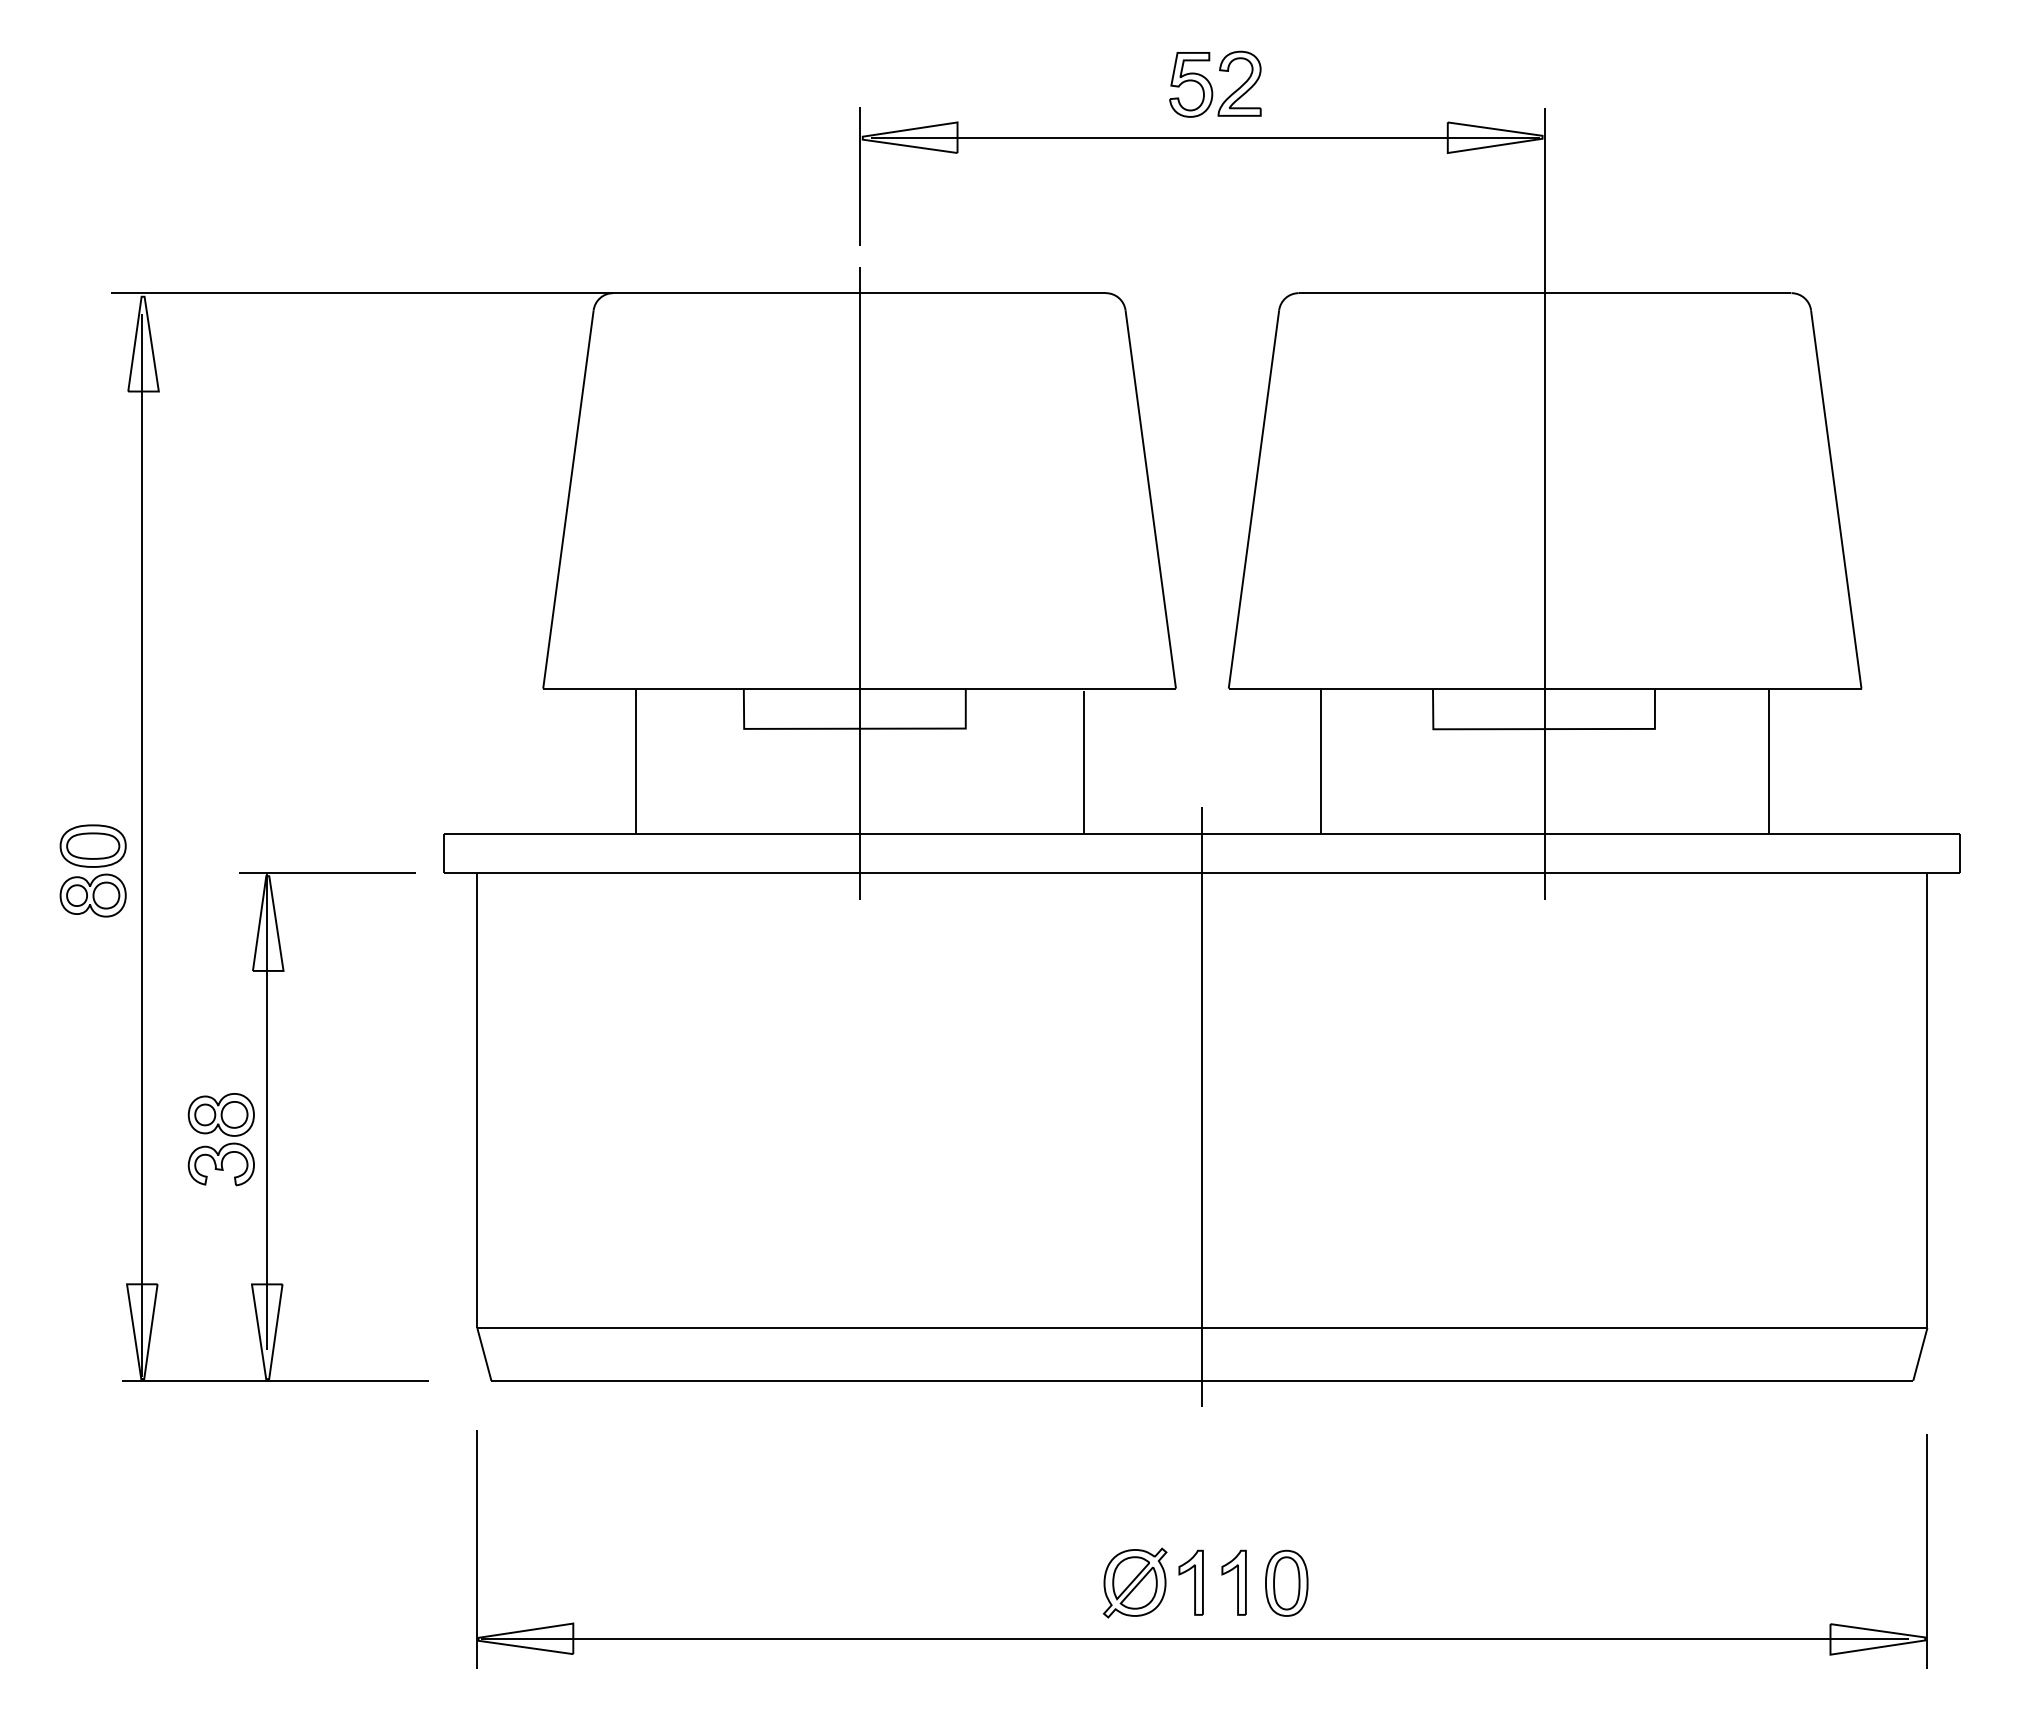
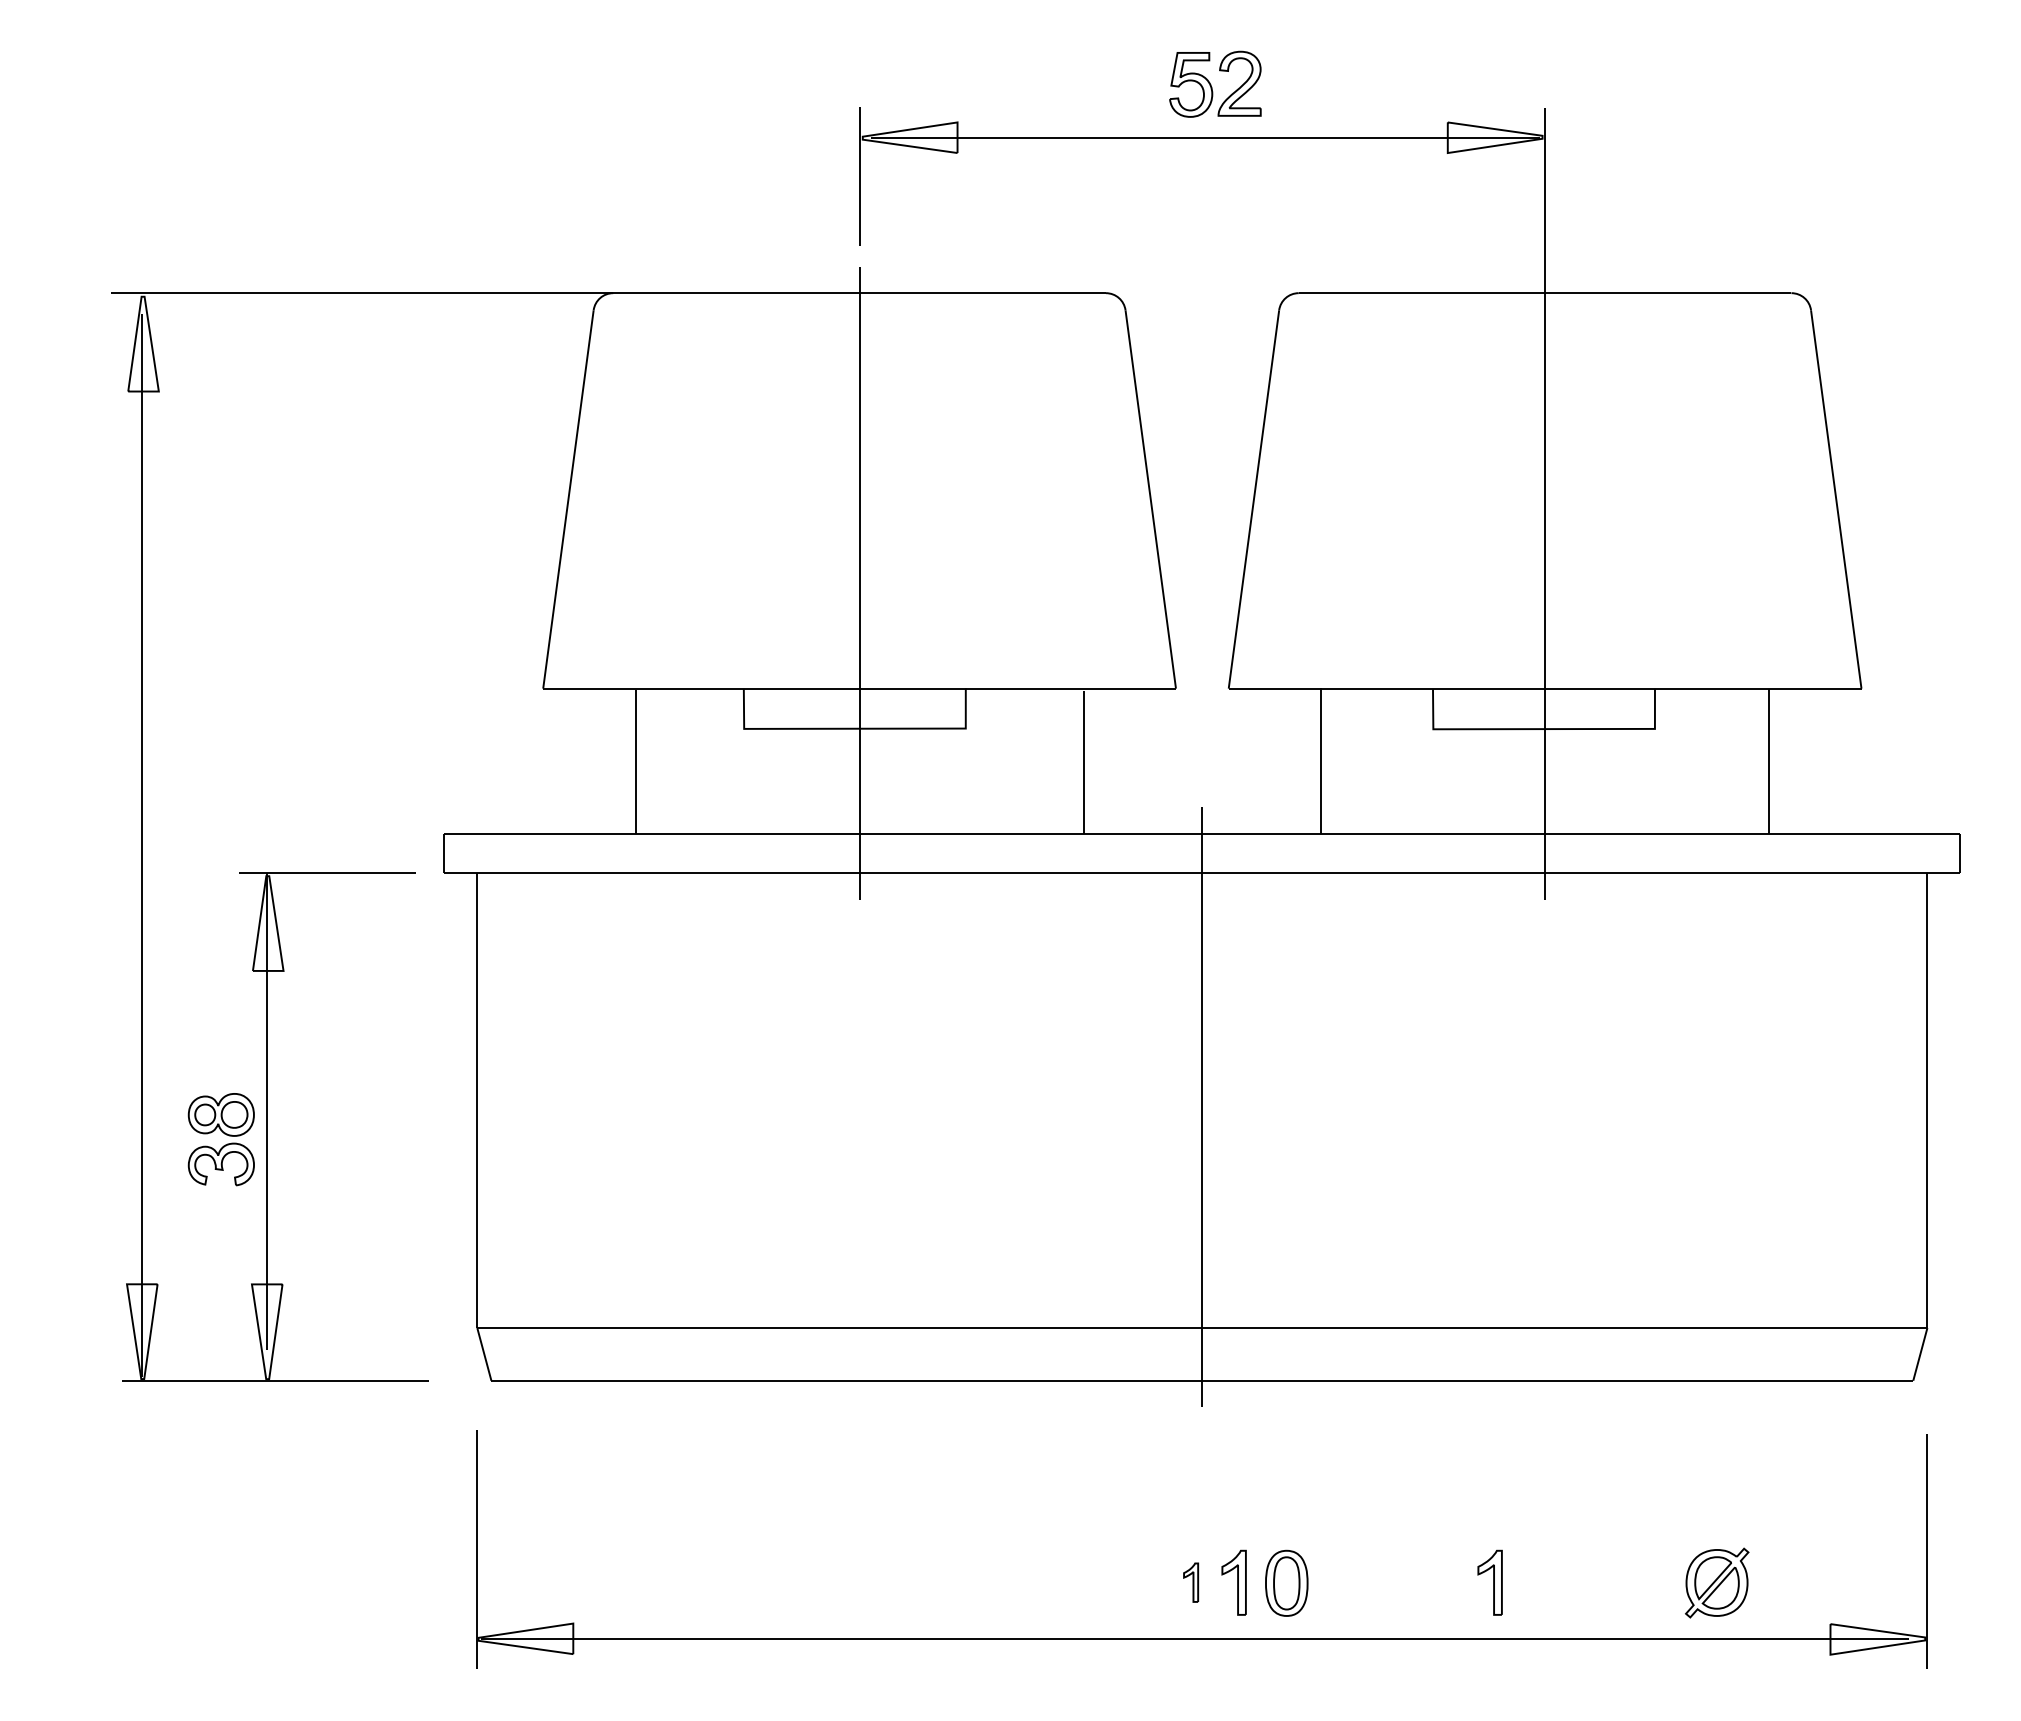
part: present -> none (92, 870)
part position: (1135, 1582) -> (1717, 1582) (1717, 1582)
part size: 26x67 px -> 17x41 px (1191, 1582)
part: none -> present (1489, 1582)
